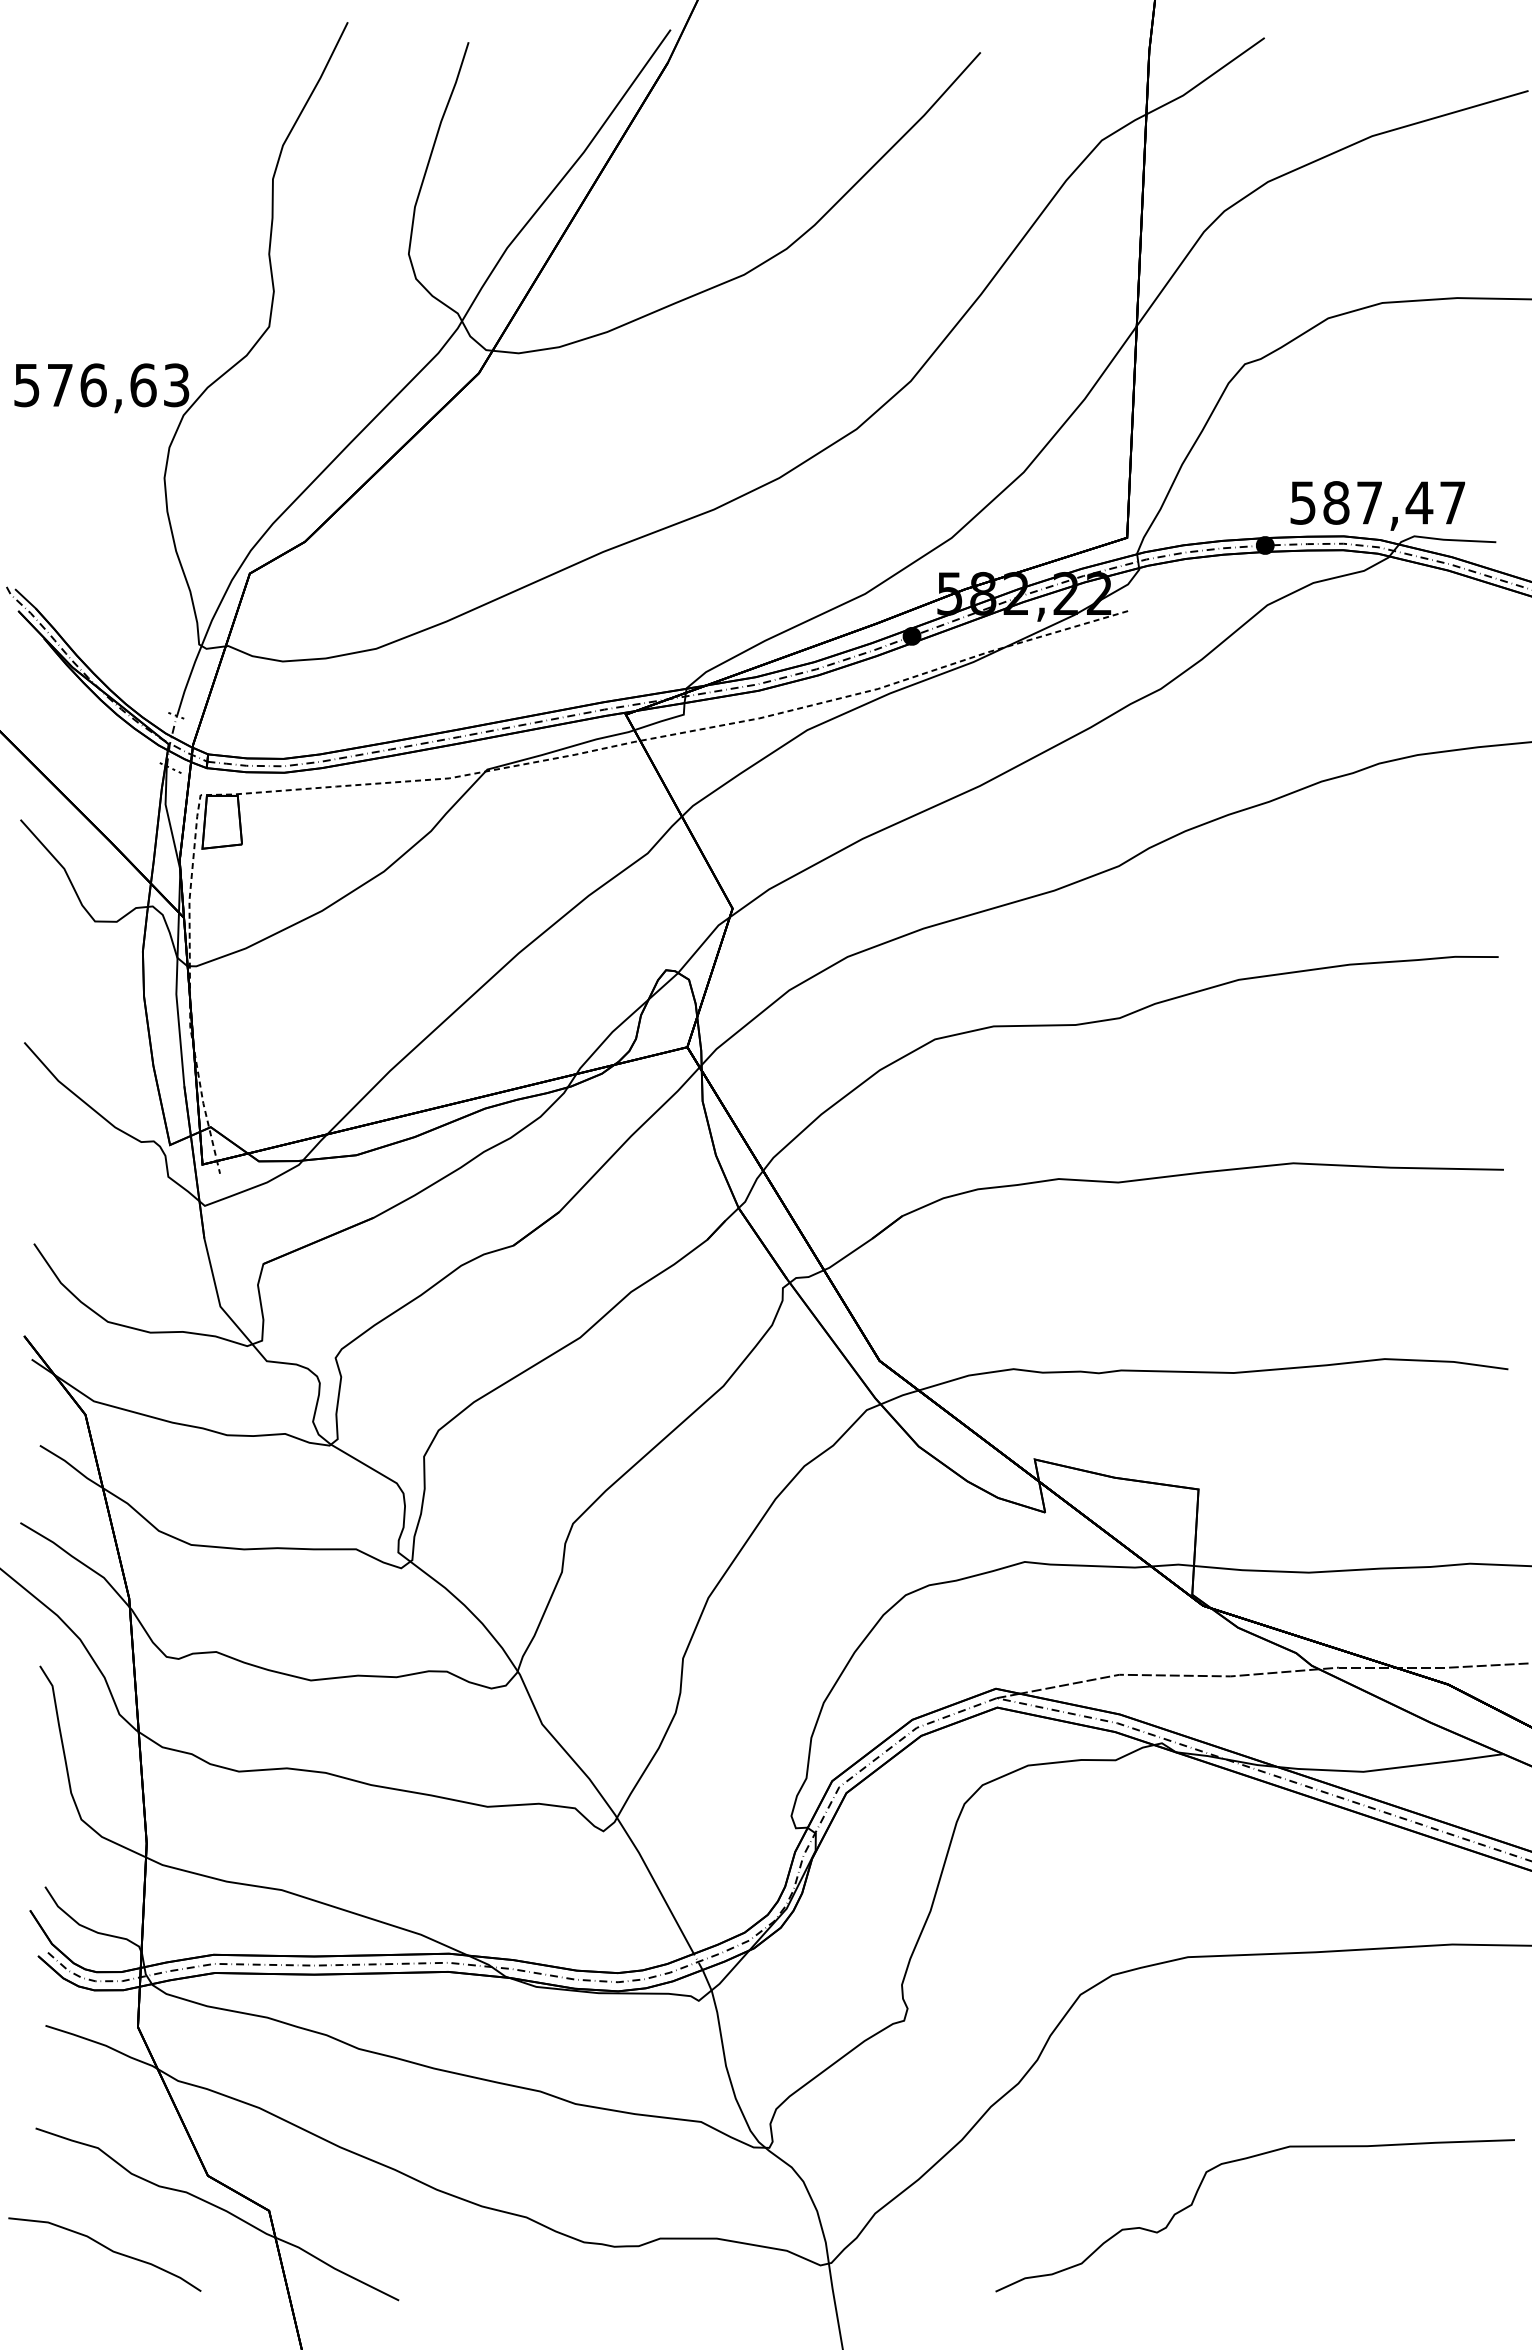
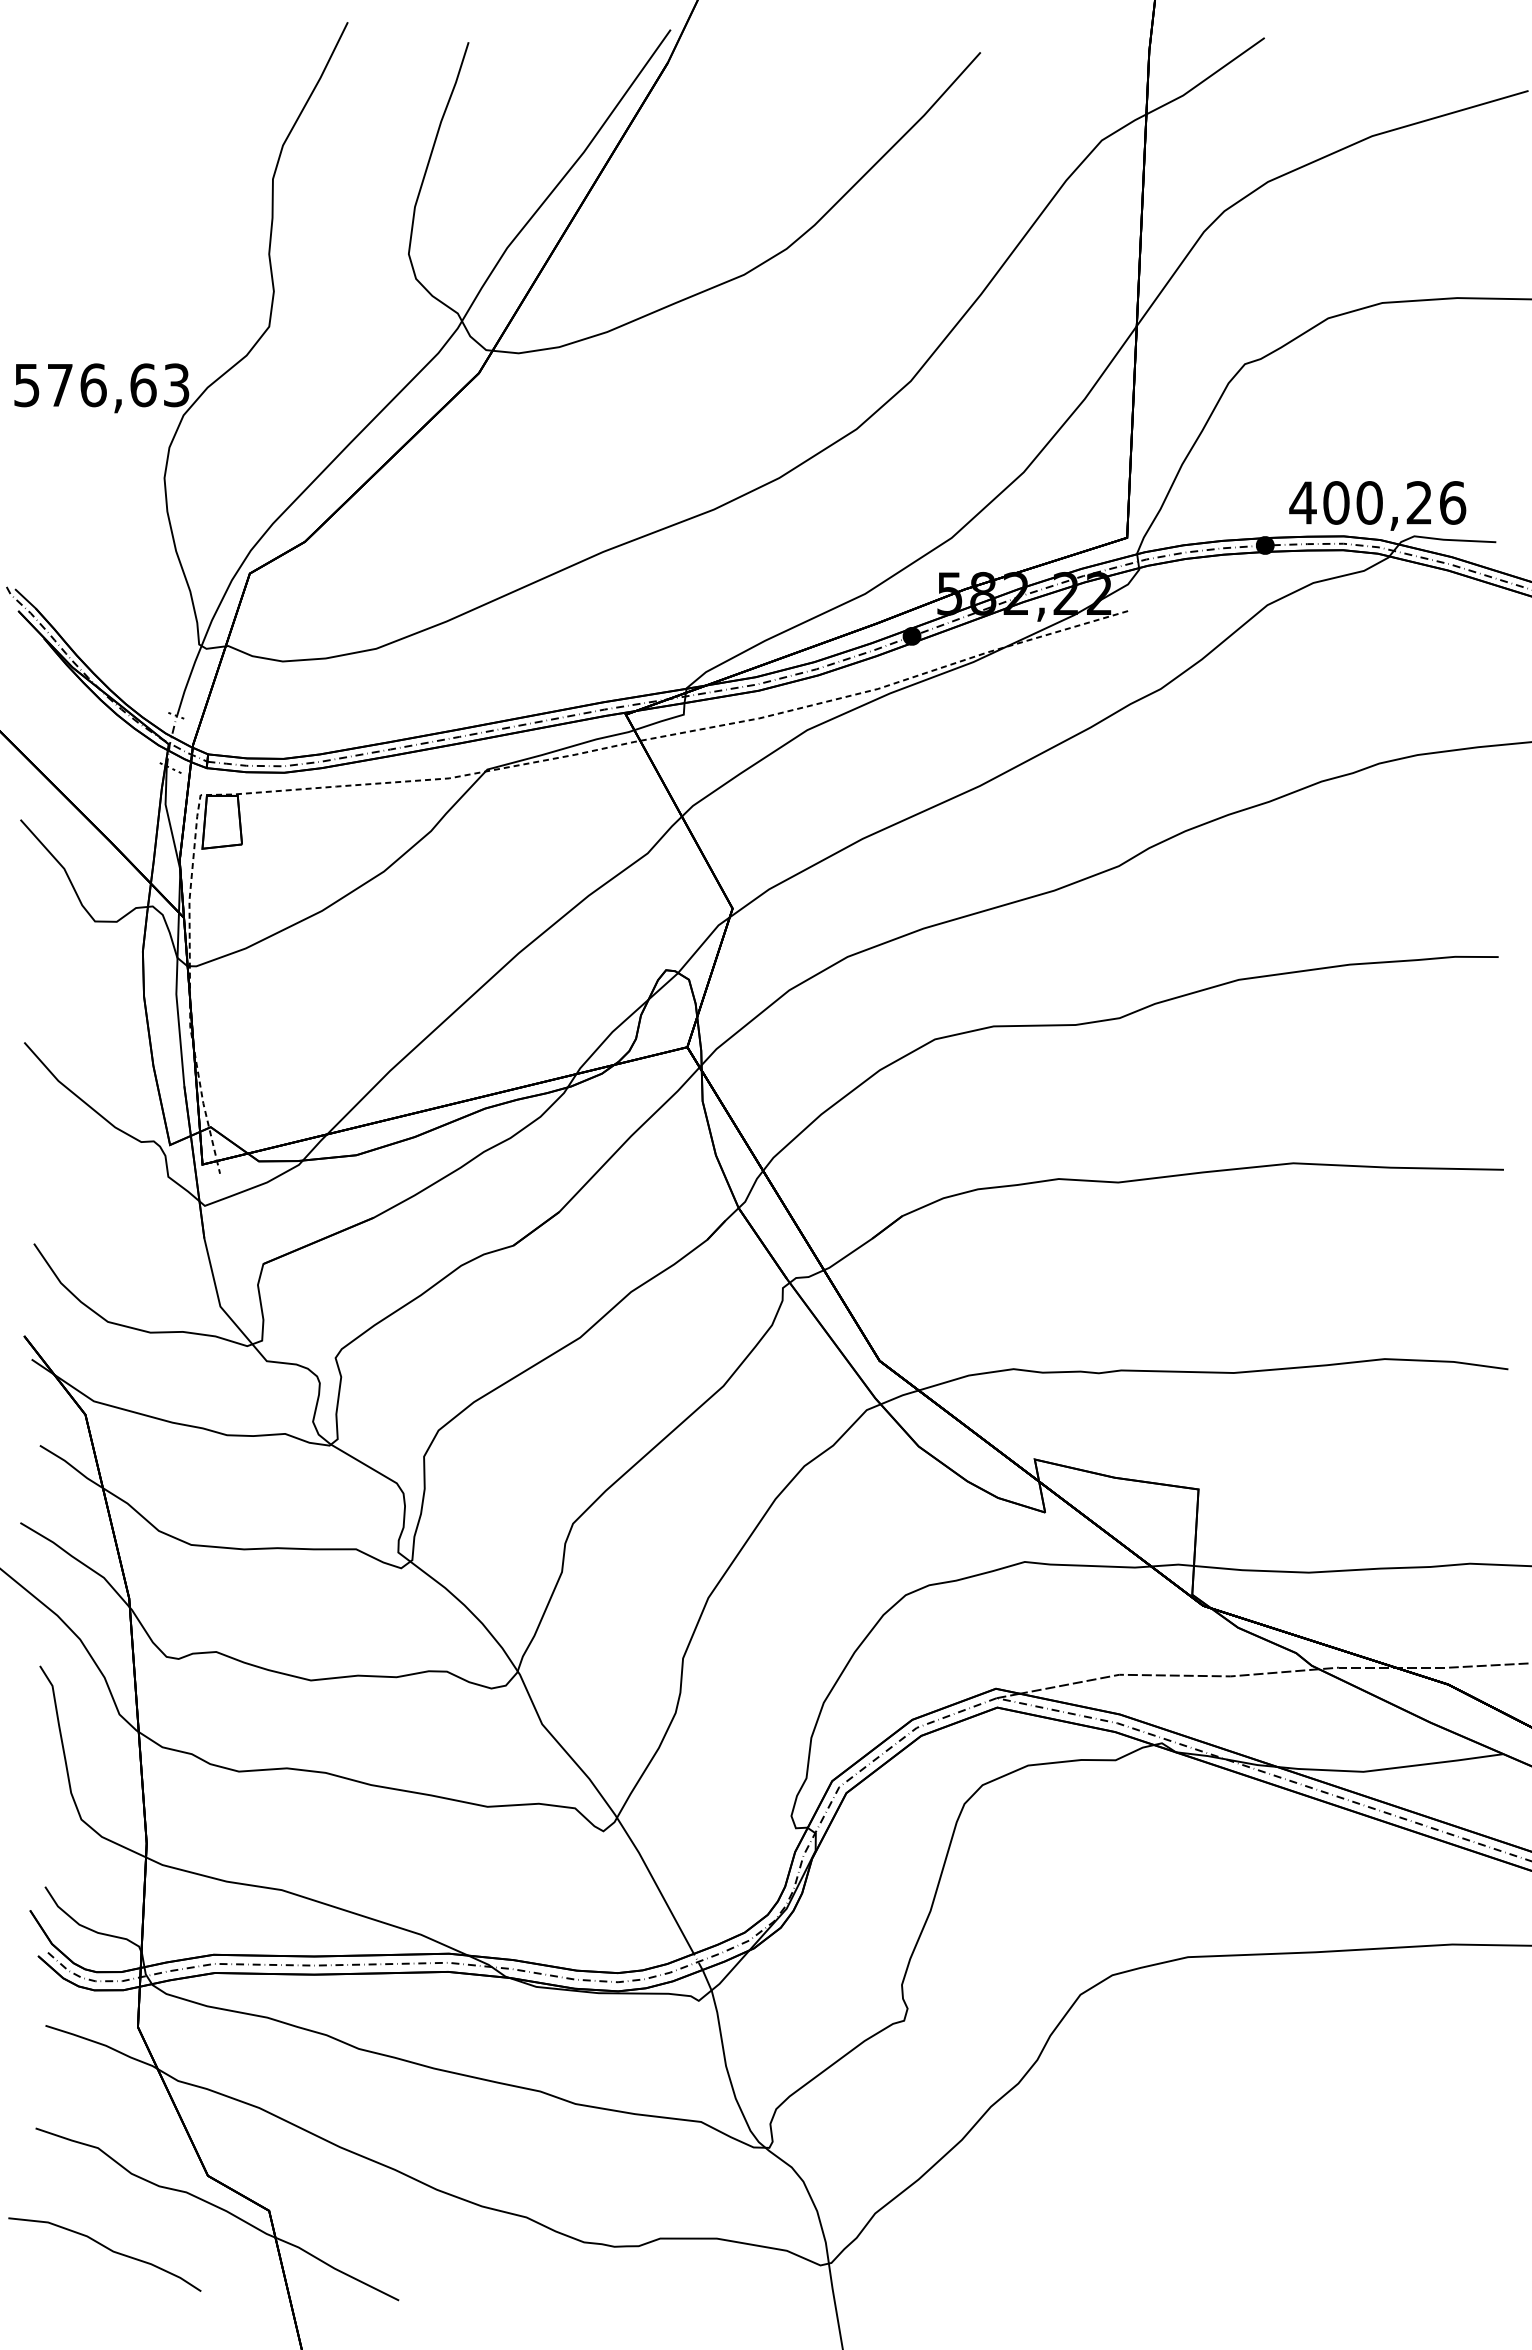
text: 587,47 -> 400,26 (1377, 502)
curve: present -> none (1242, 2160)
